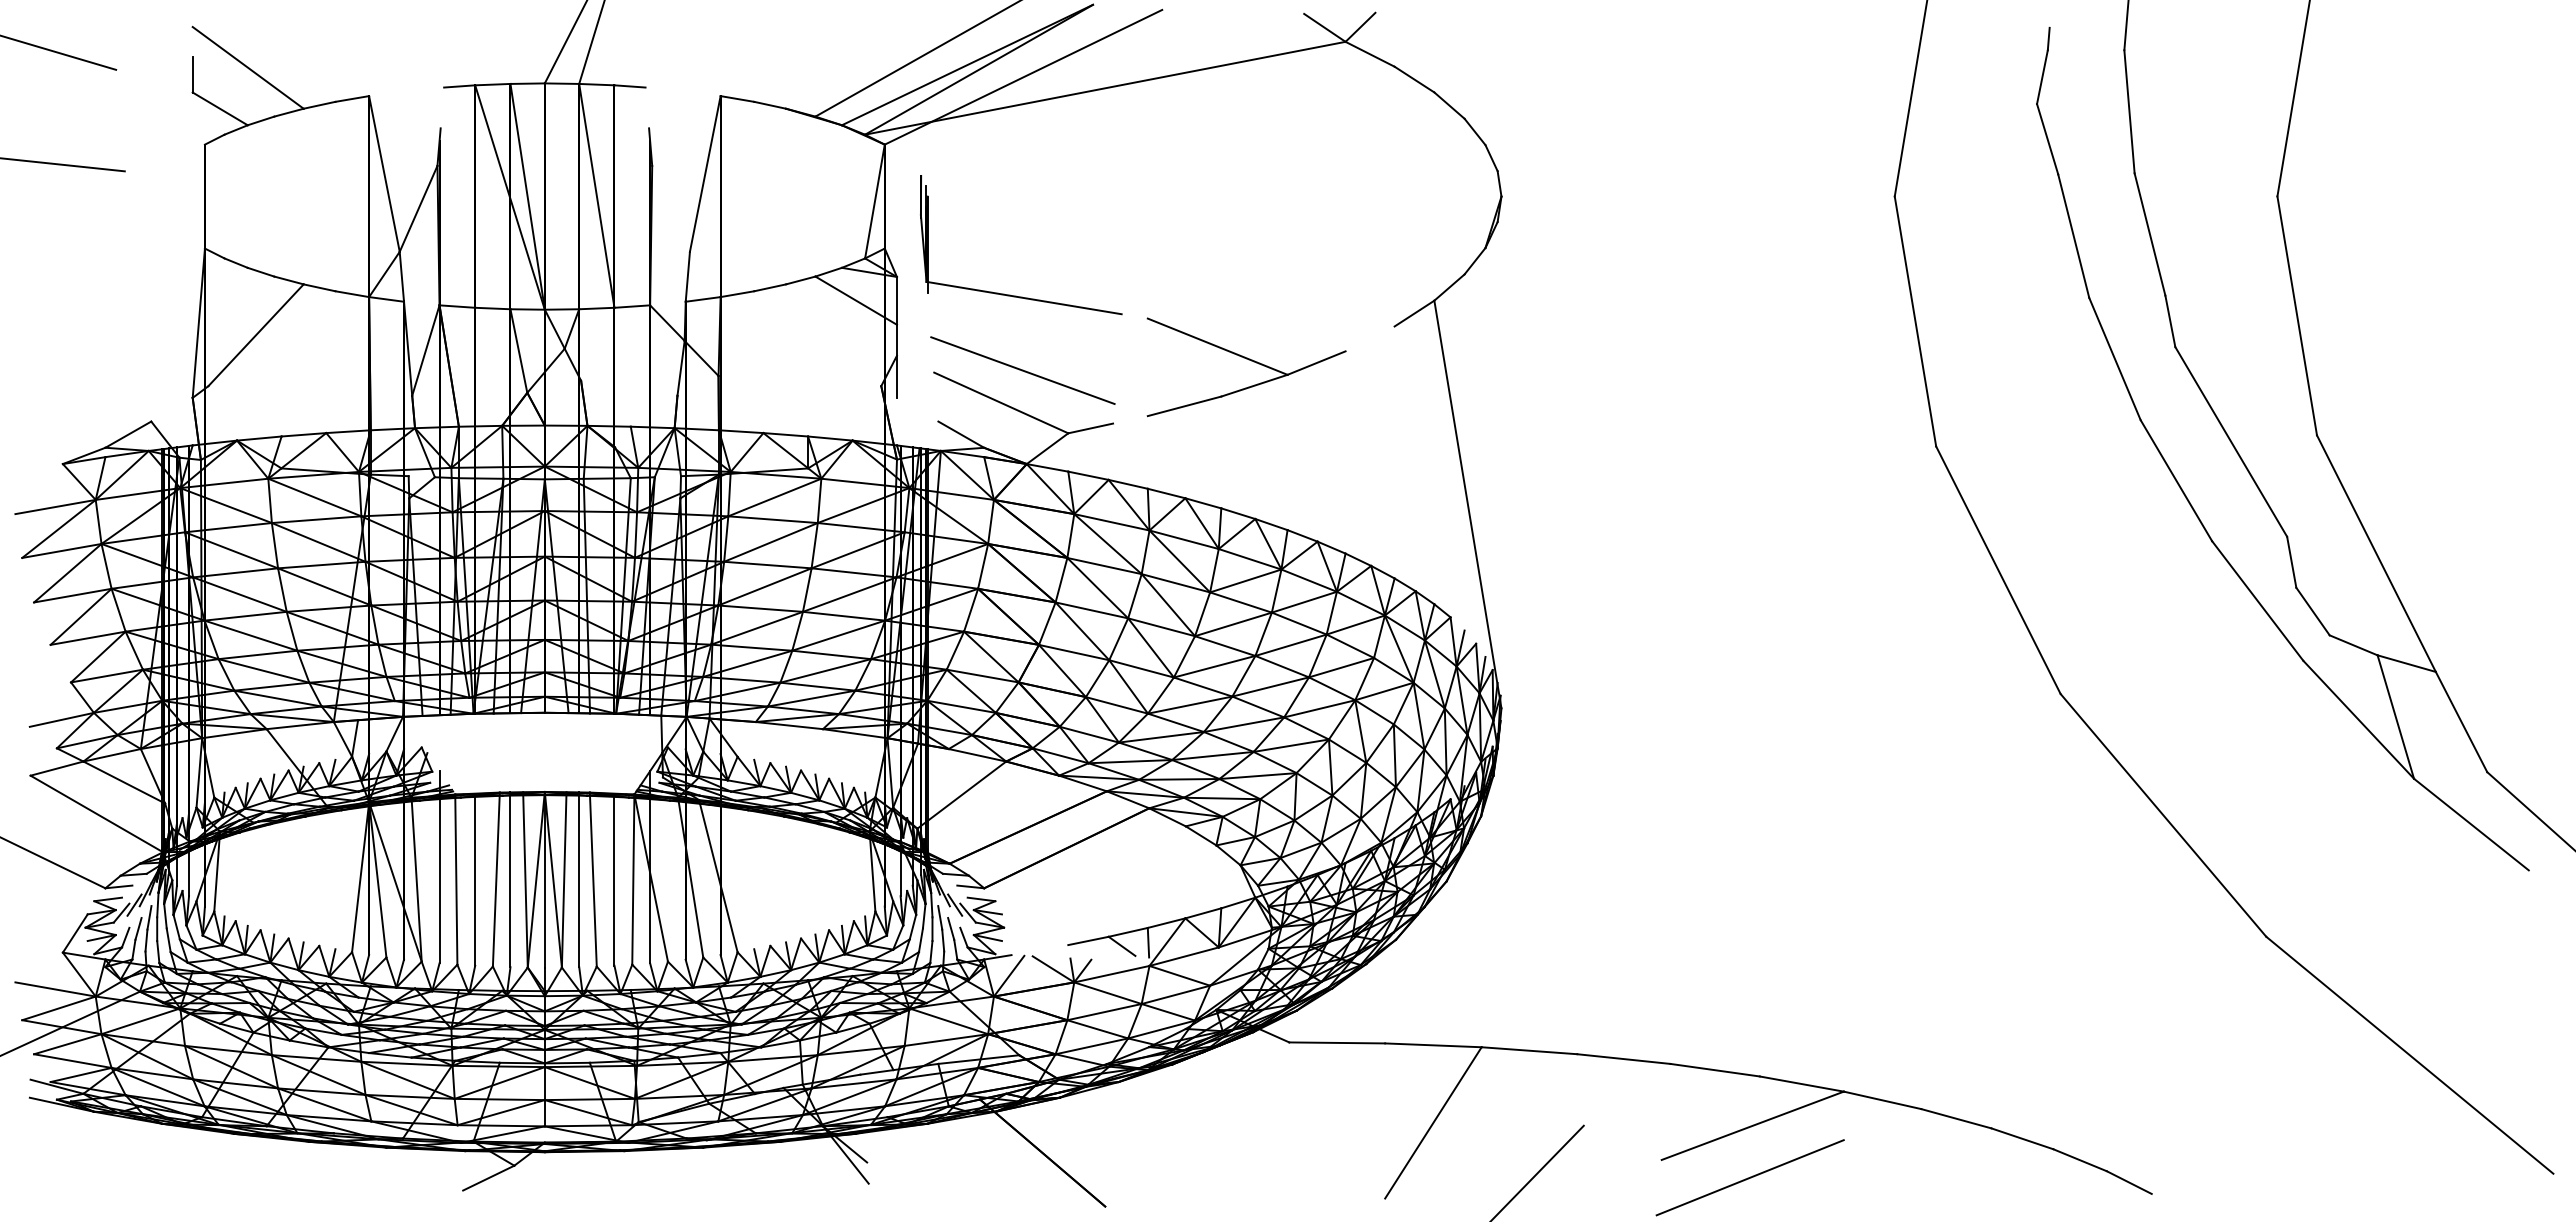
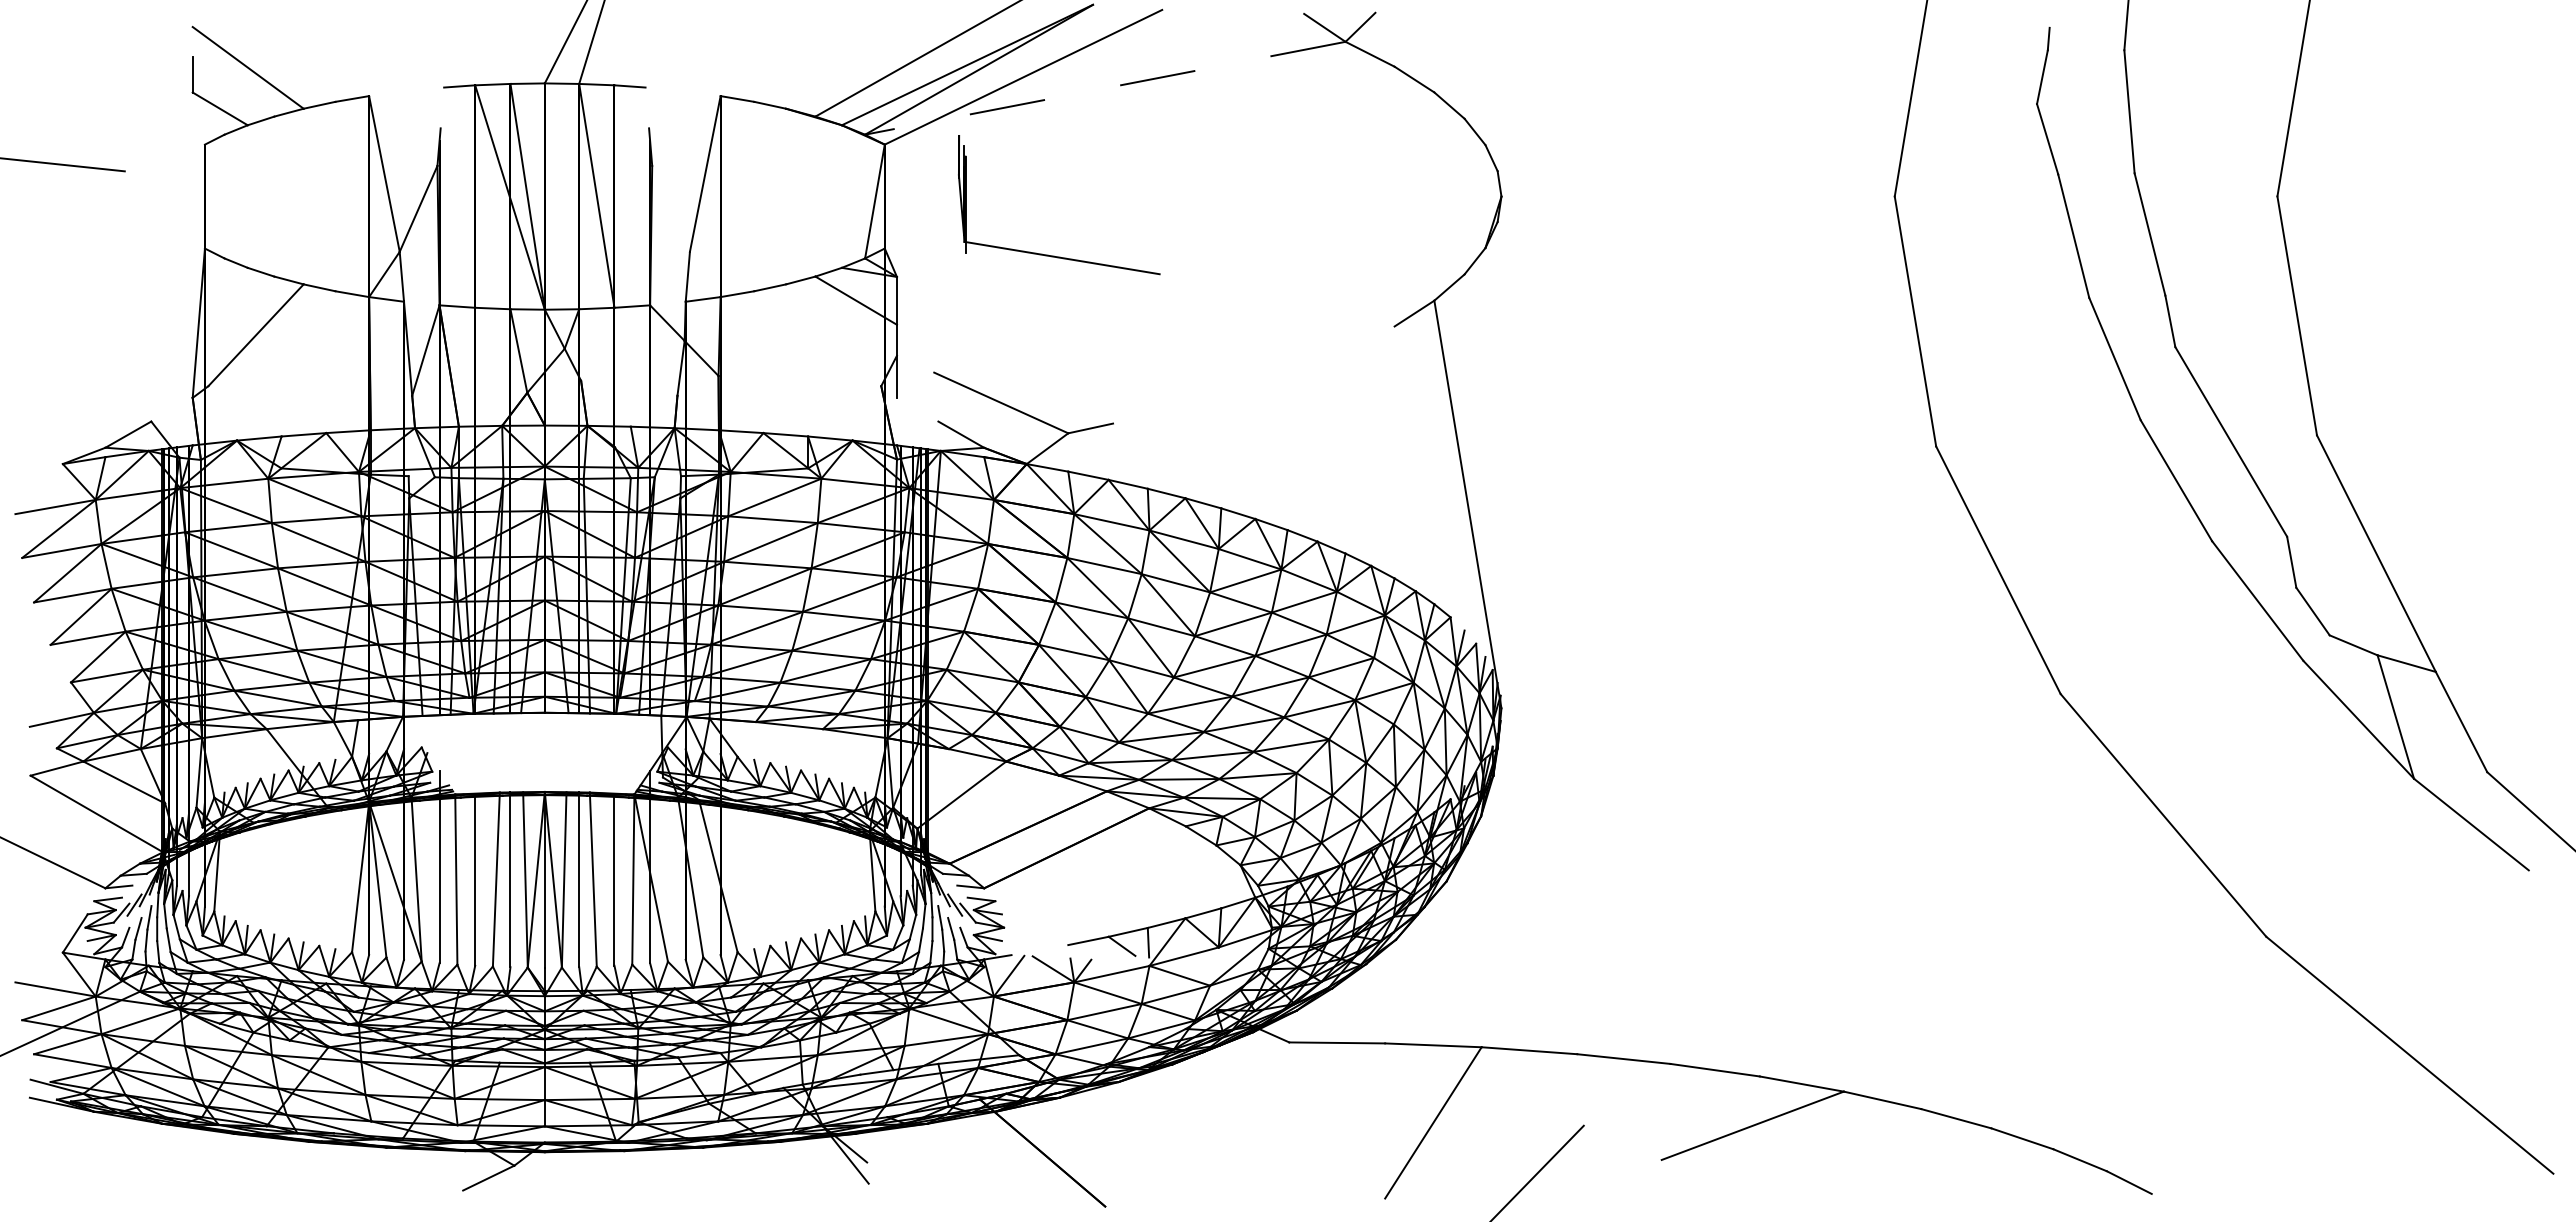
line: present -> none (59, 52)
line: solid -> dashed (1105, 88)
part position: (1010, 294) -> (1048, 254) (1048, 254)
part: present -> none (1248, 360)
line: present -> none (1022, 370)
line: present -> none (1749, 1177)
